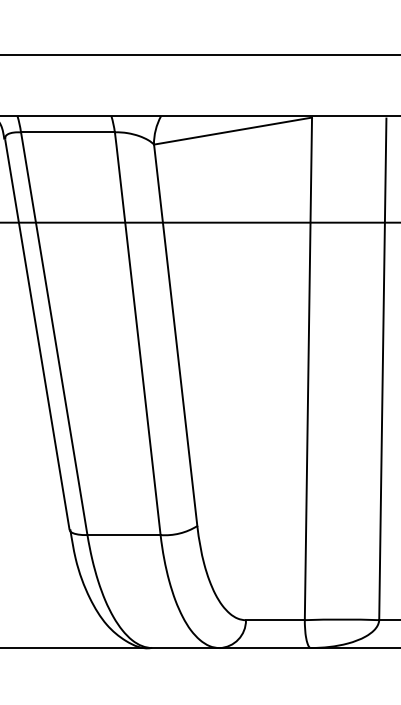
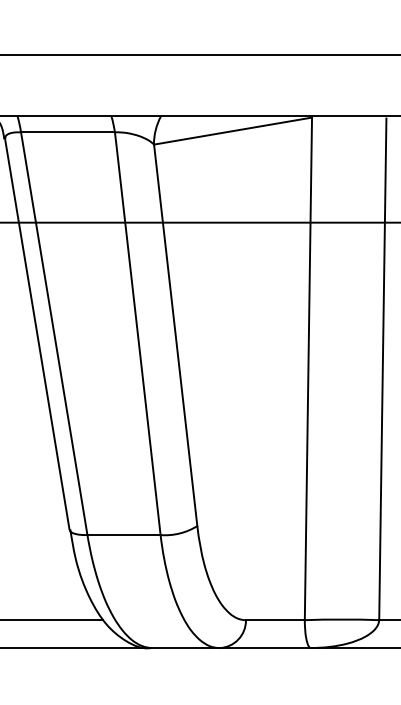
line: none -> present (52, 620)
